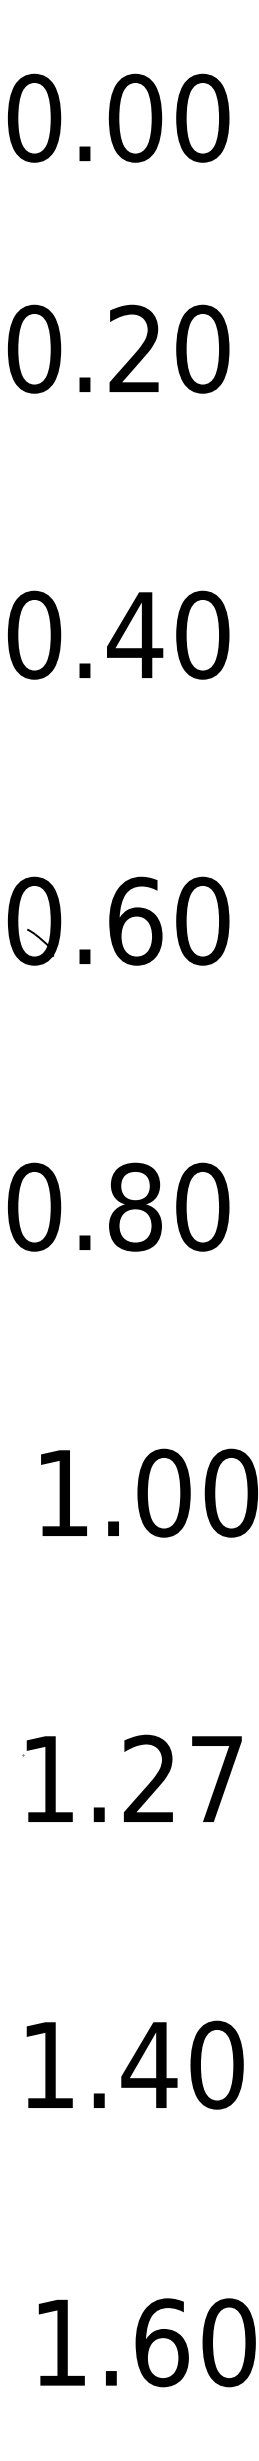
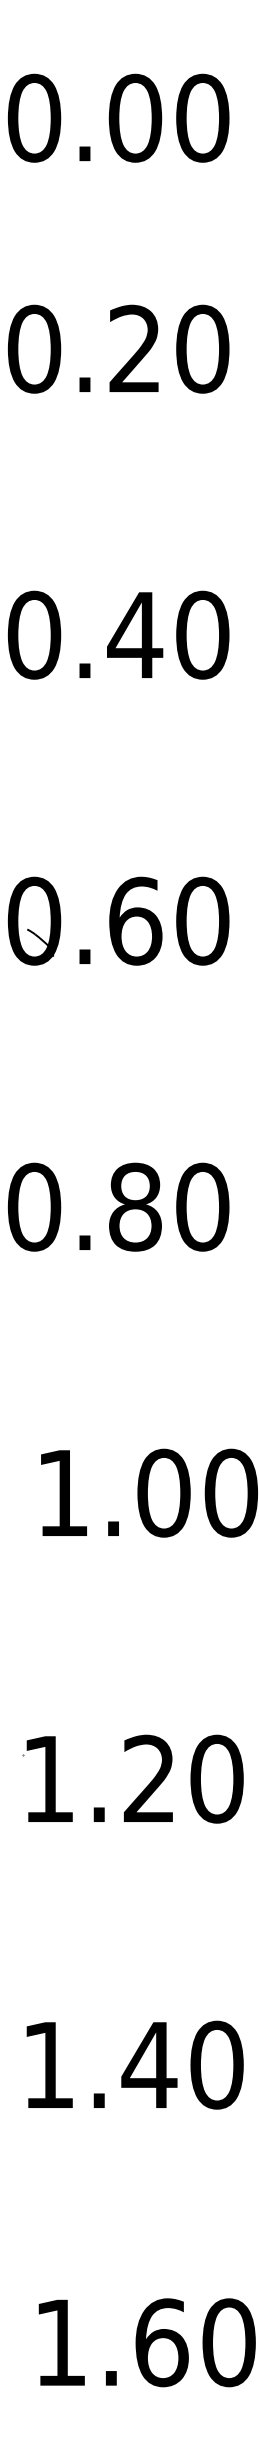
text: 1.27 -> 1.20 (216, 1778)
